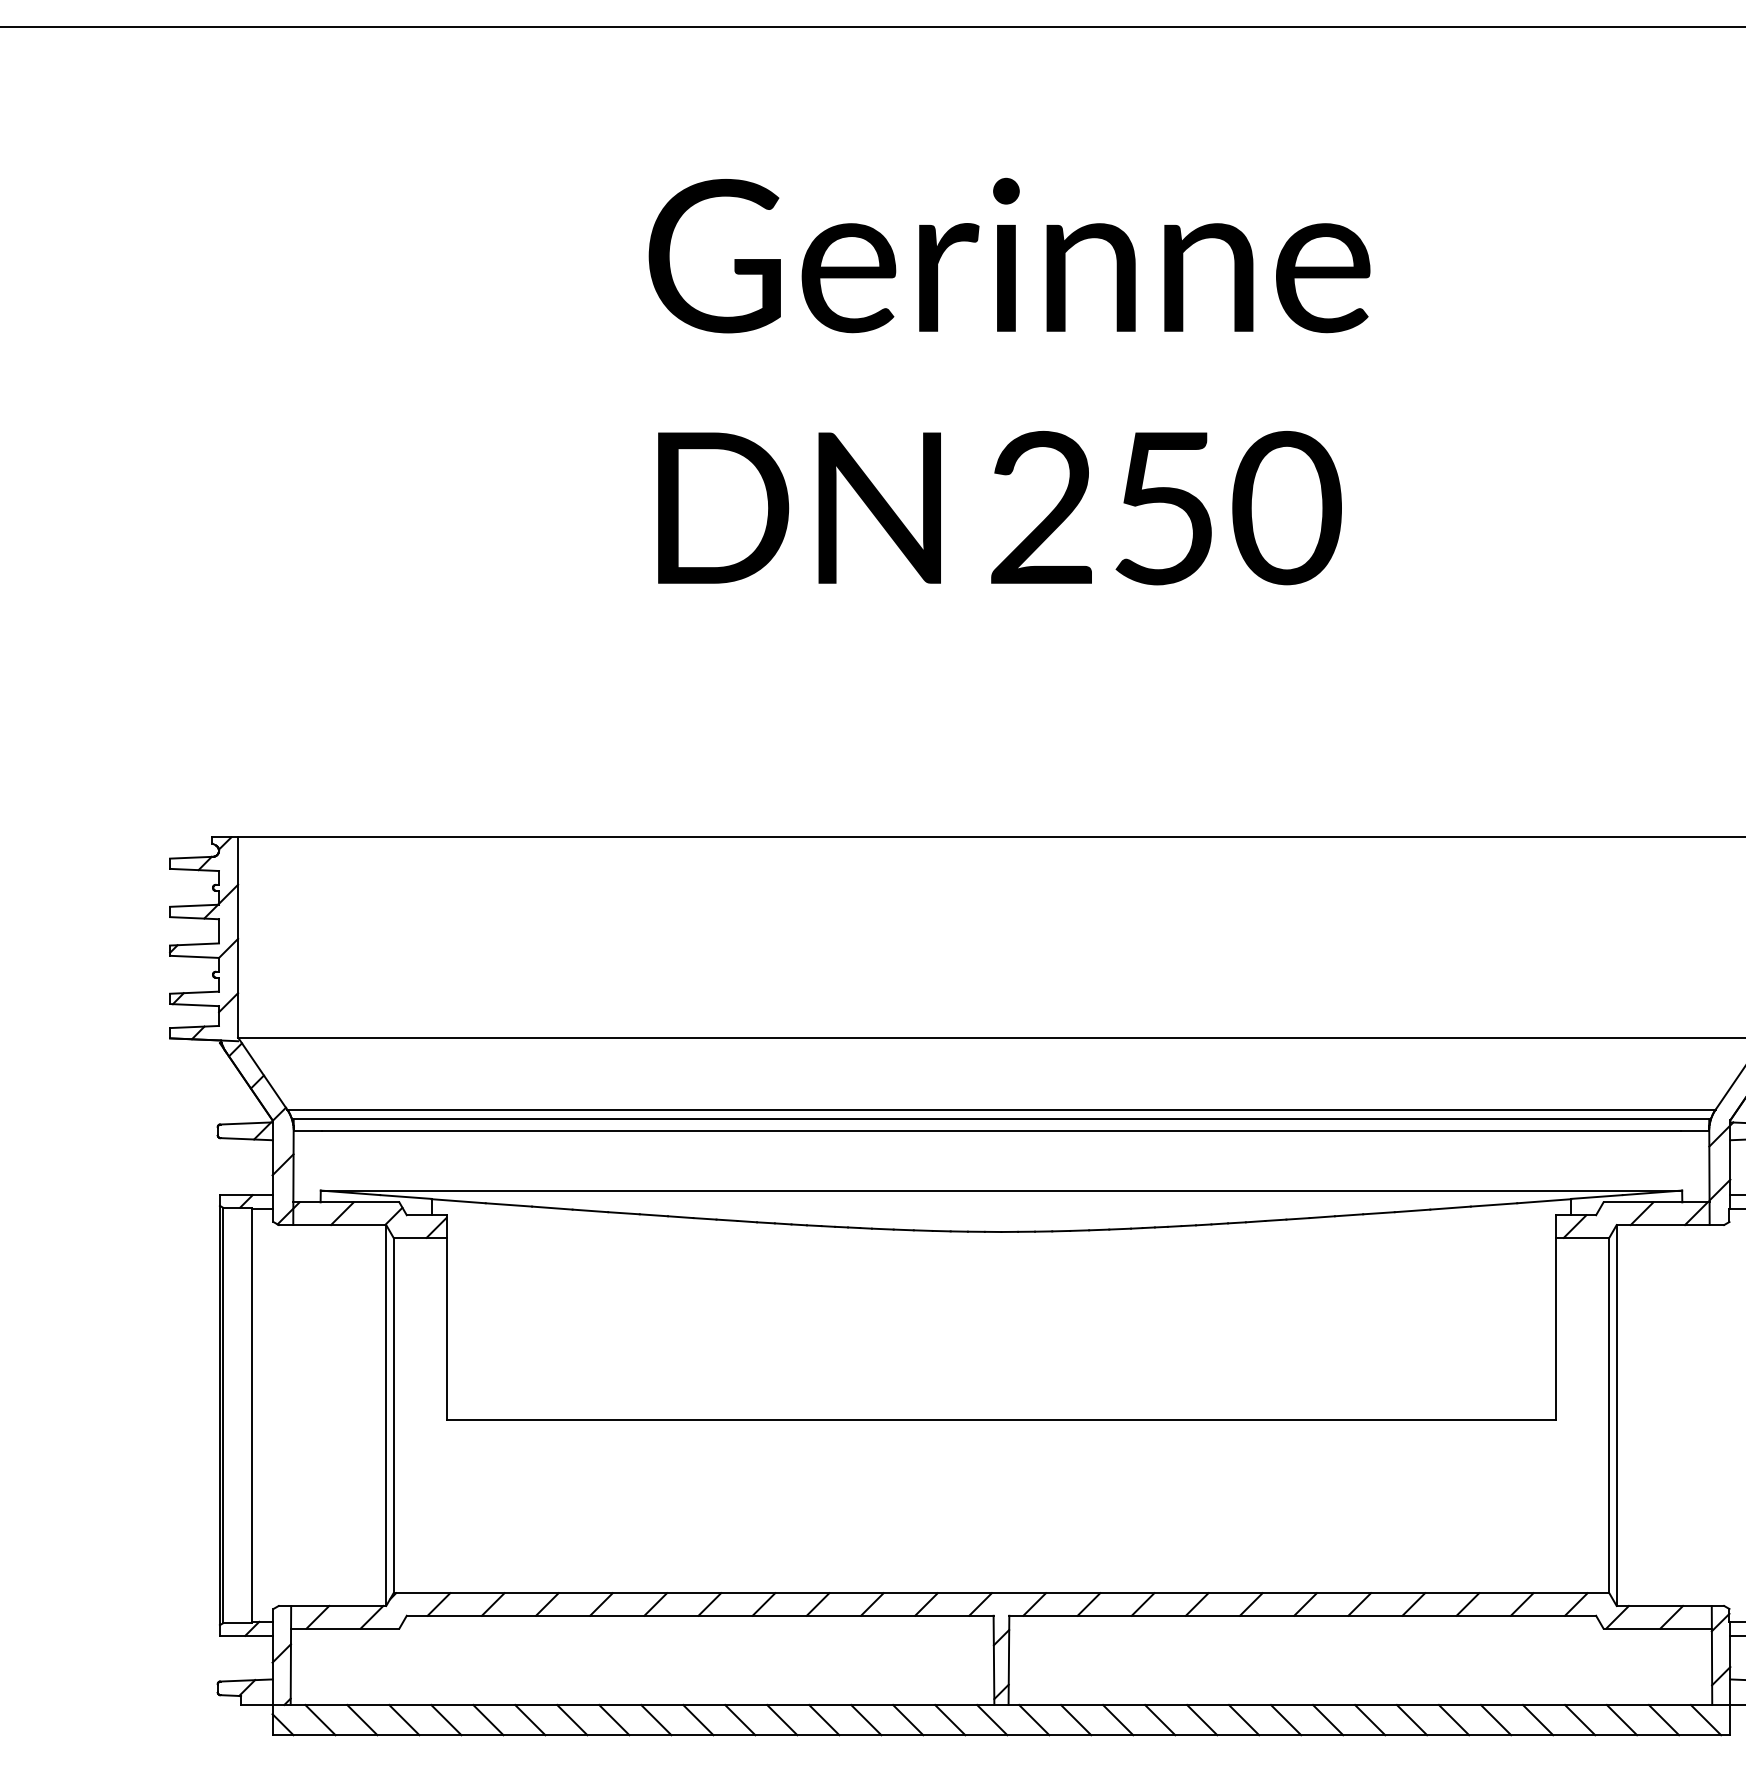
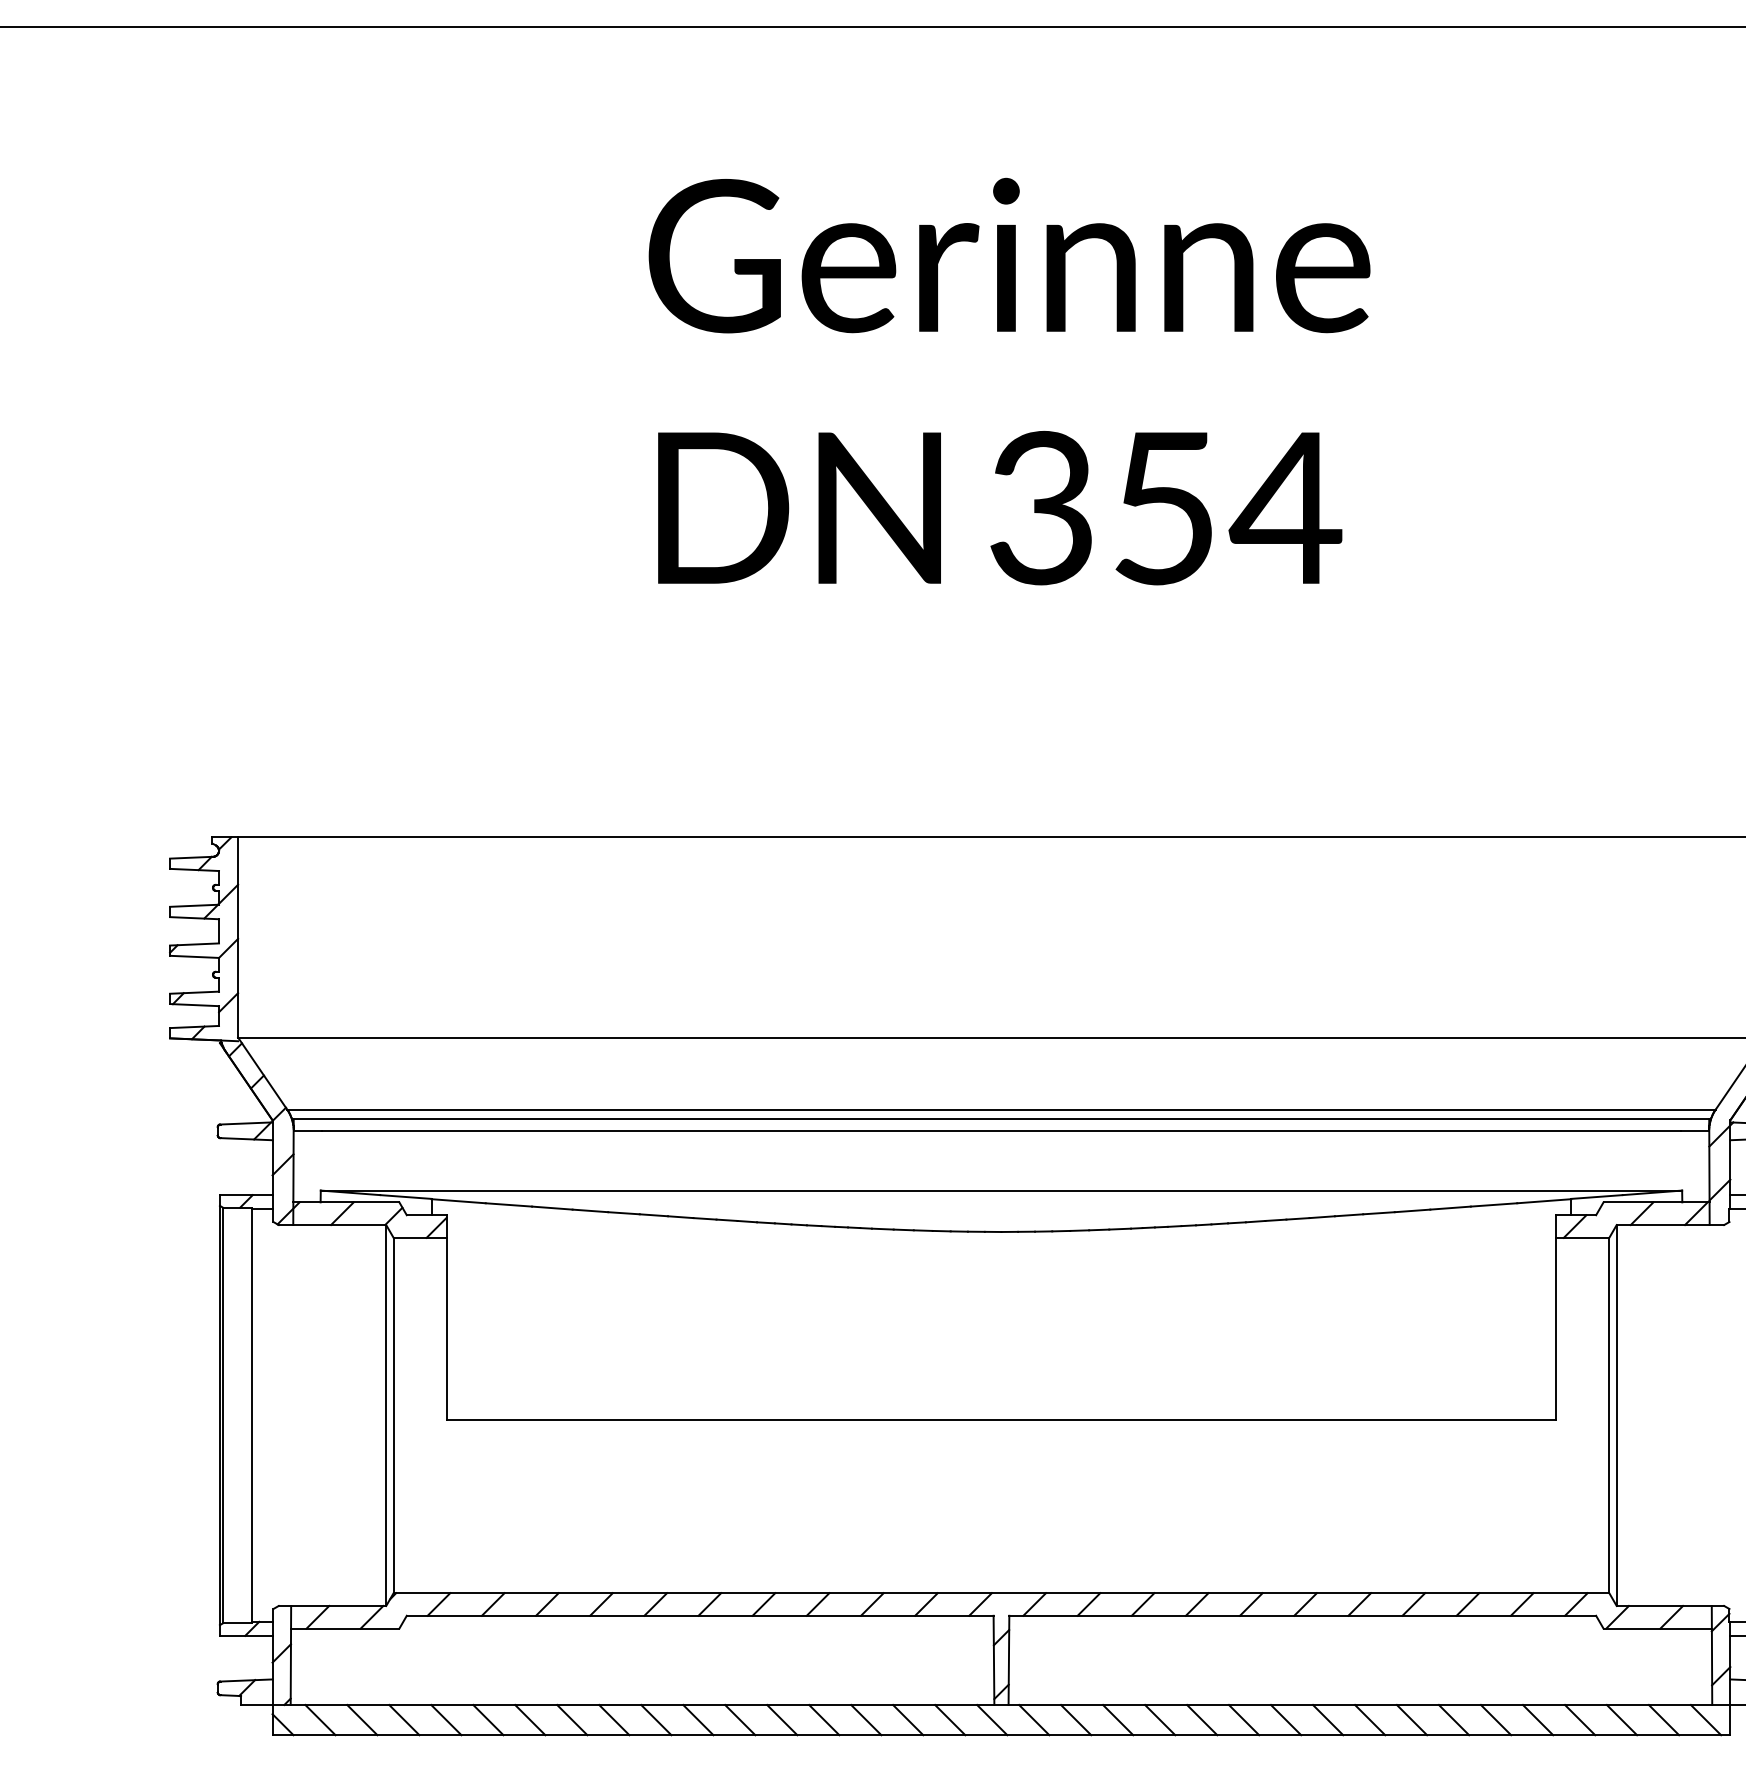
text: 250 -> 354 (1166, 507)
